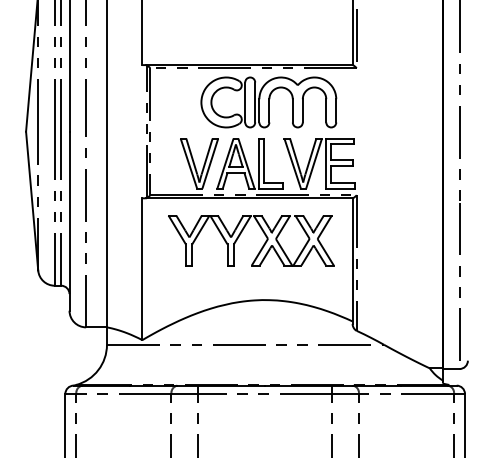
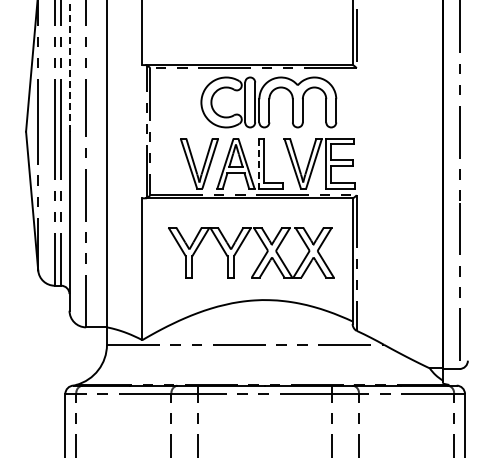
line: solid -> dashed (69, 66)
line: solid -> dashed (258, 163)
part position: (242, 232) -> (242, 244) (242, 244)
